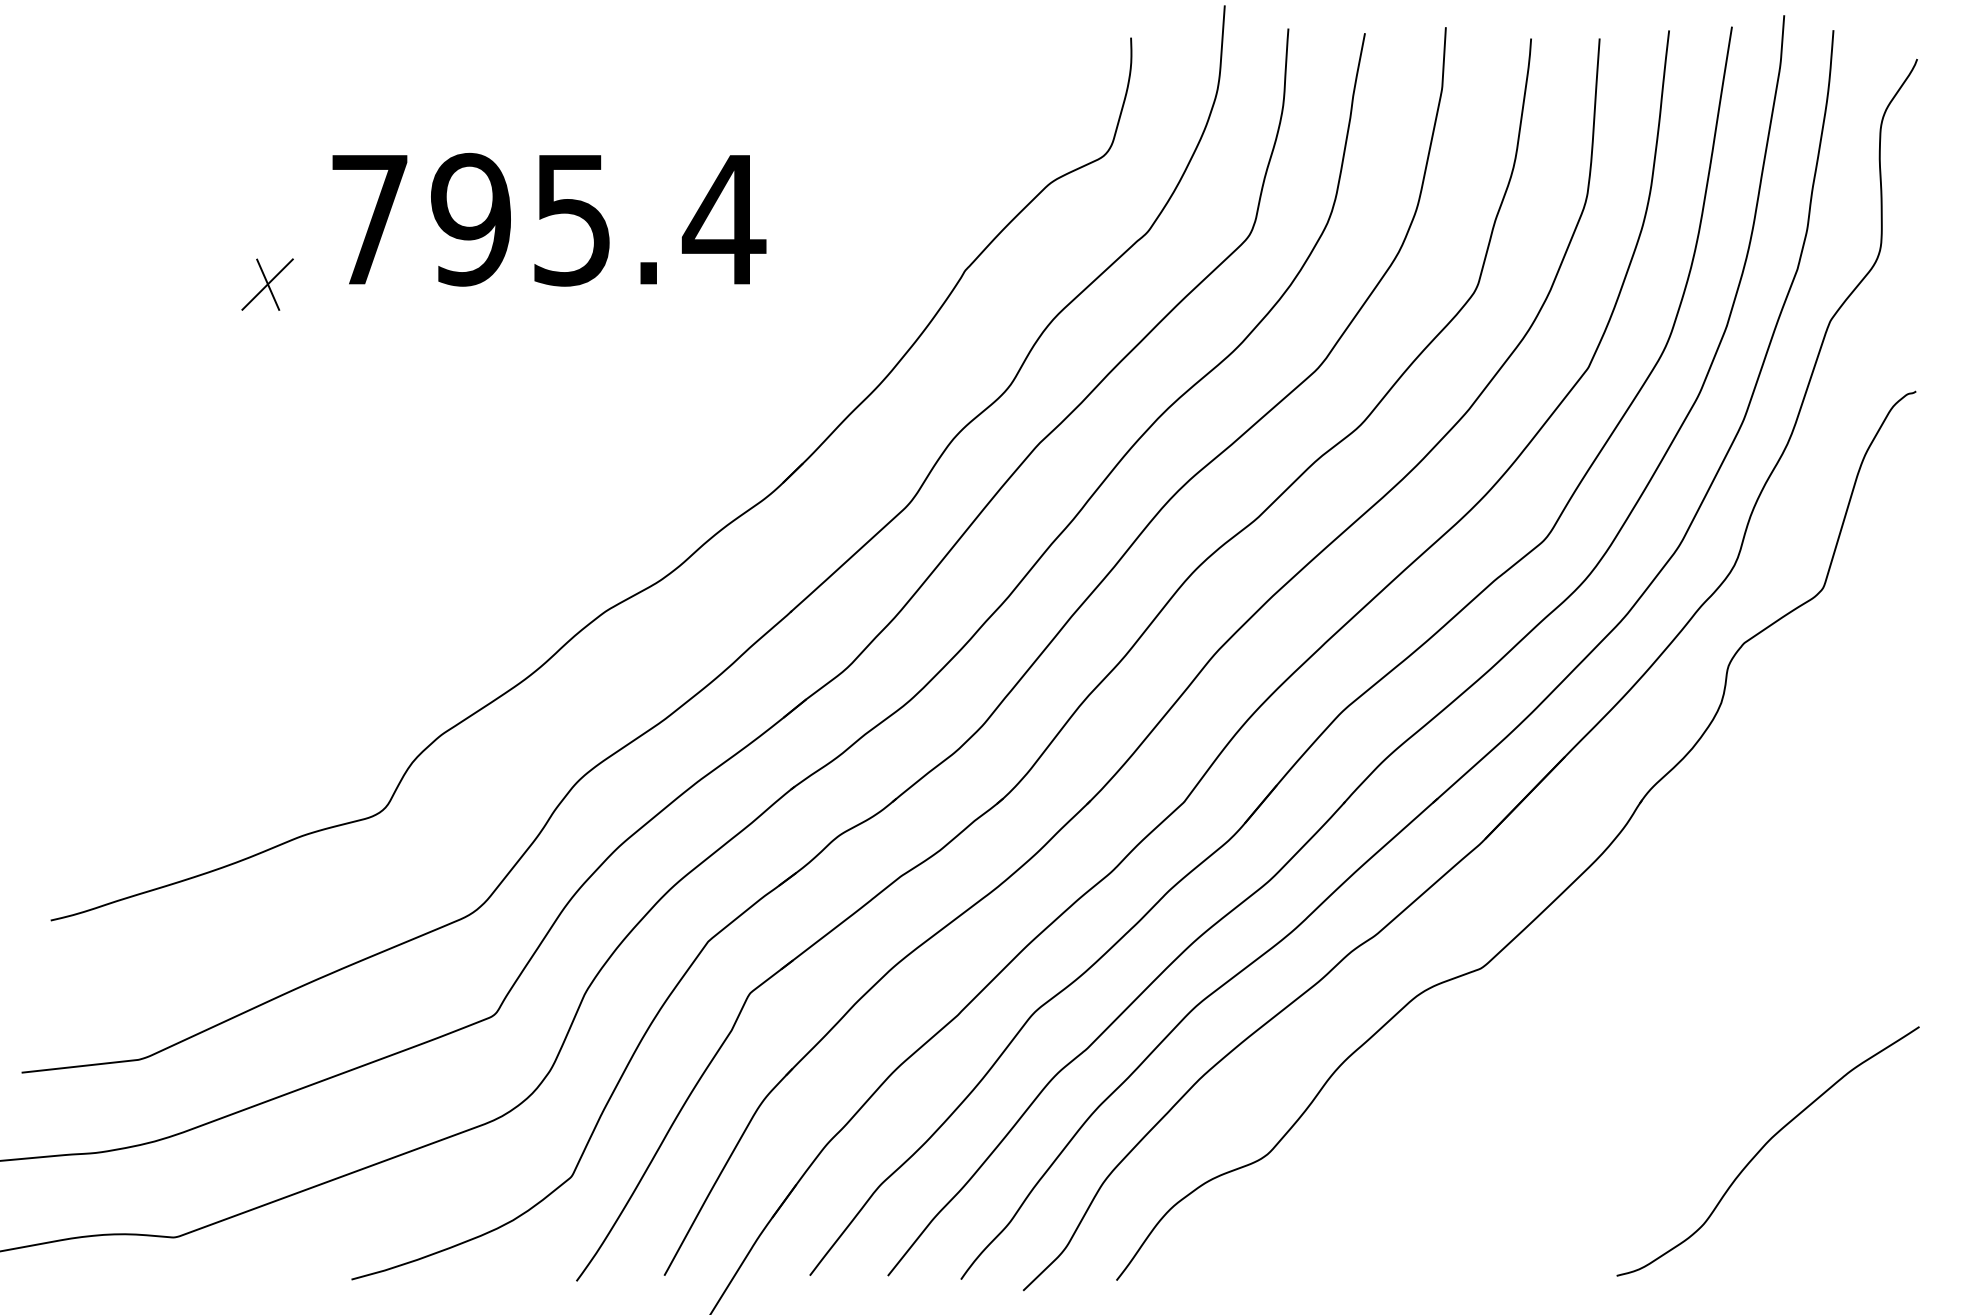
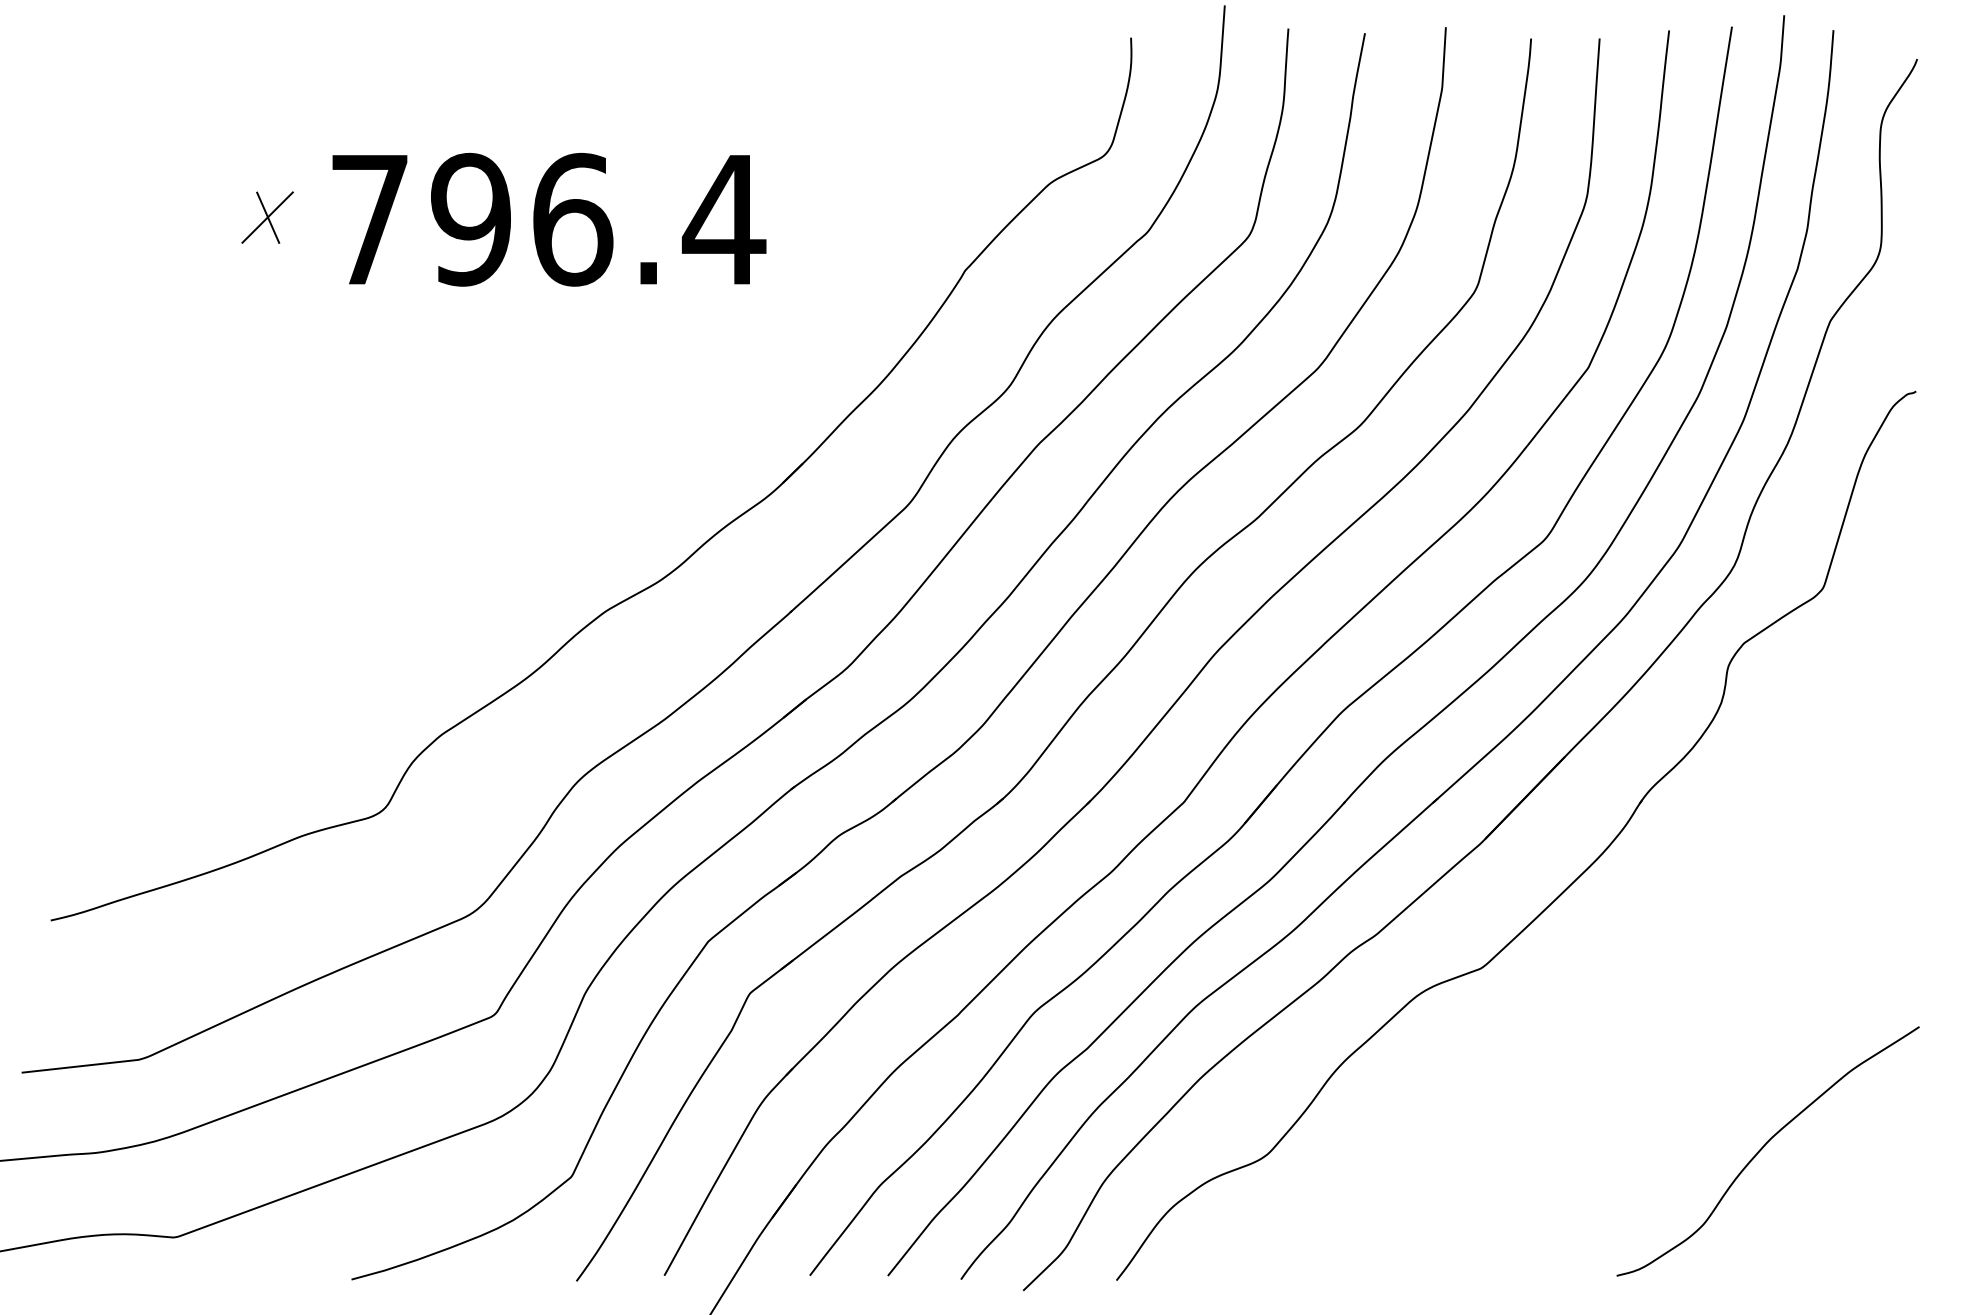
text: 795.4 -> 796.4 (573, 219)
part position: (267, 284) -> (267, 217) (267, 217)
